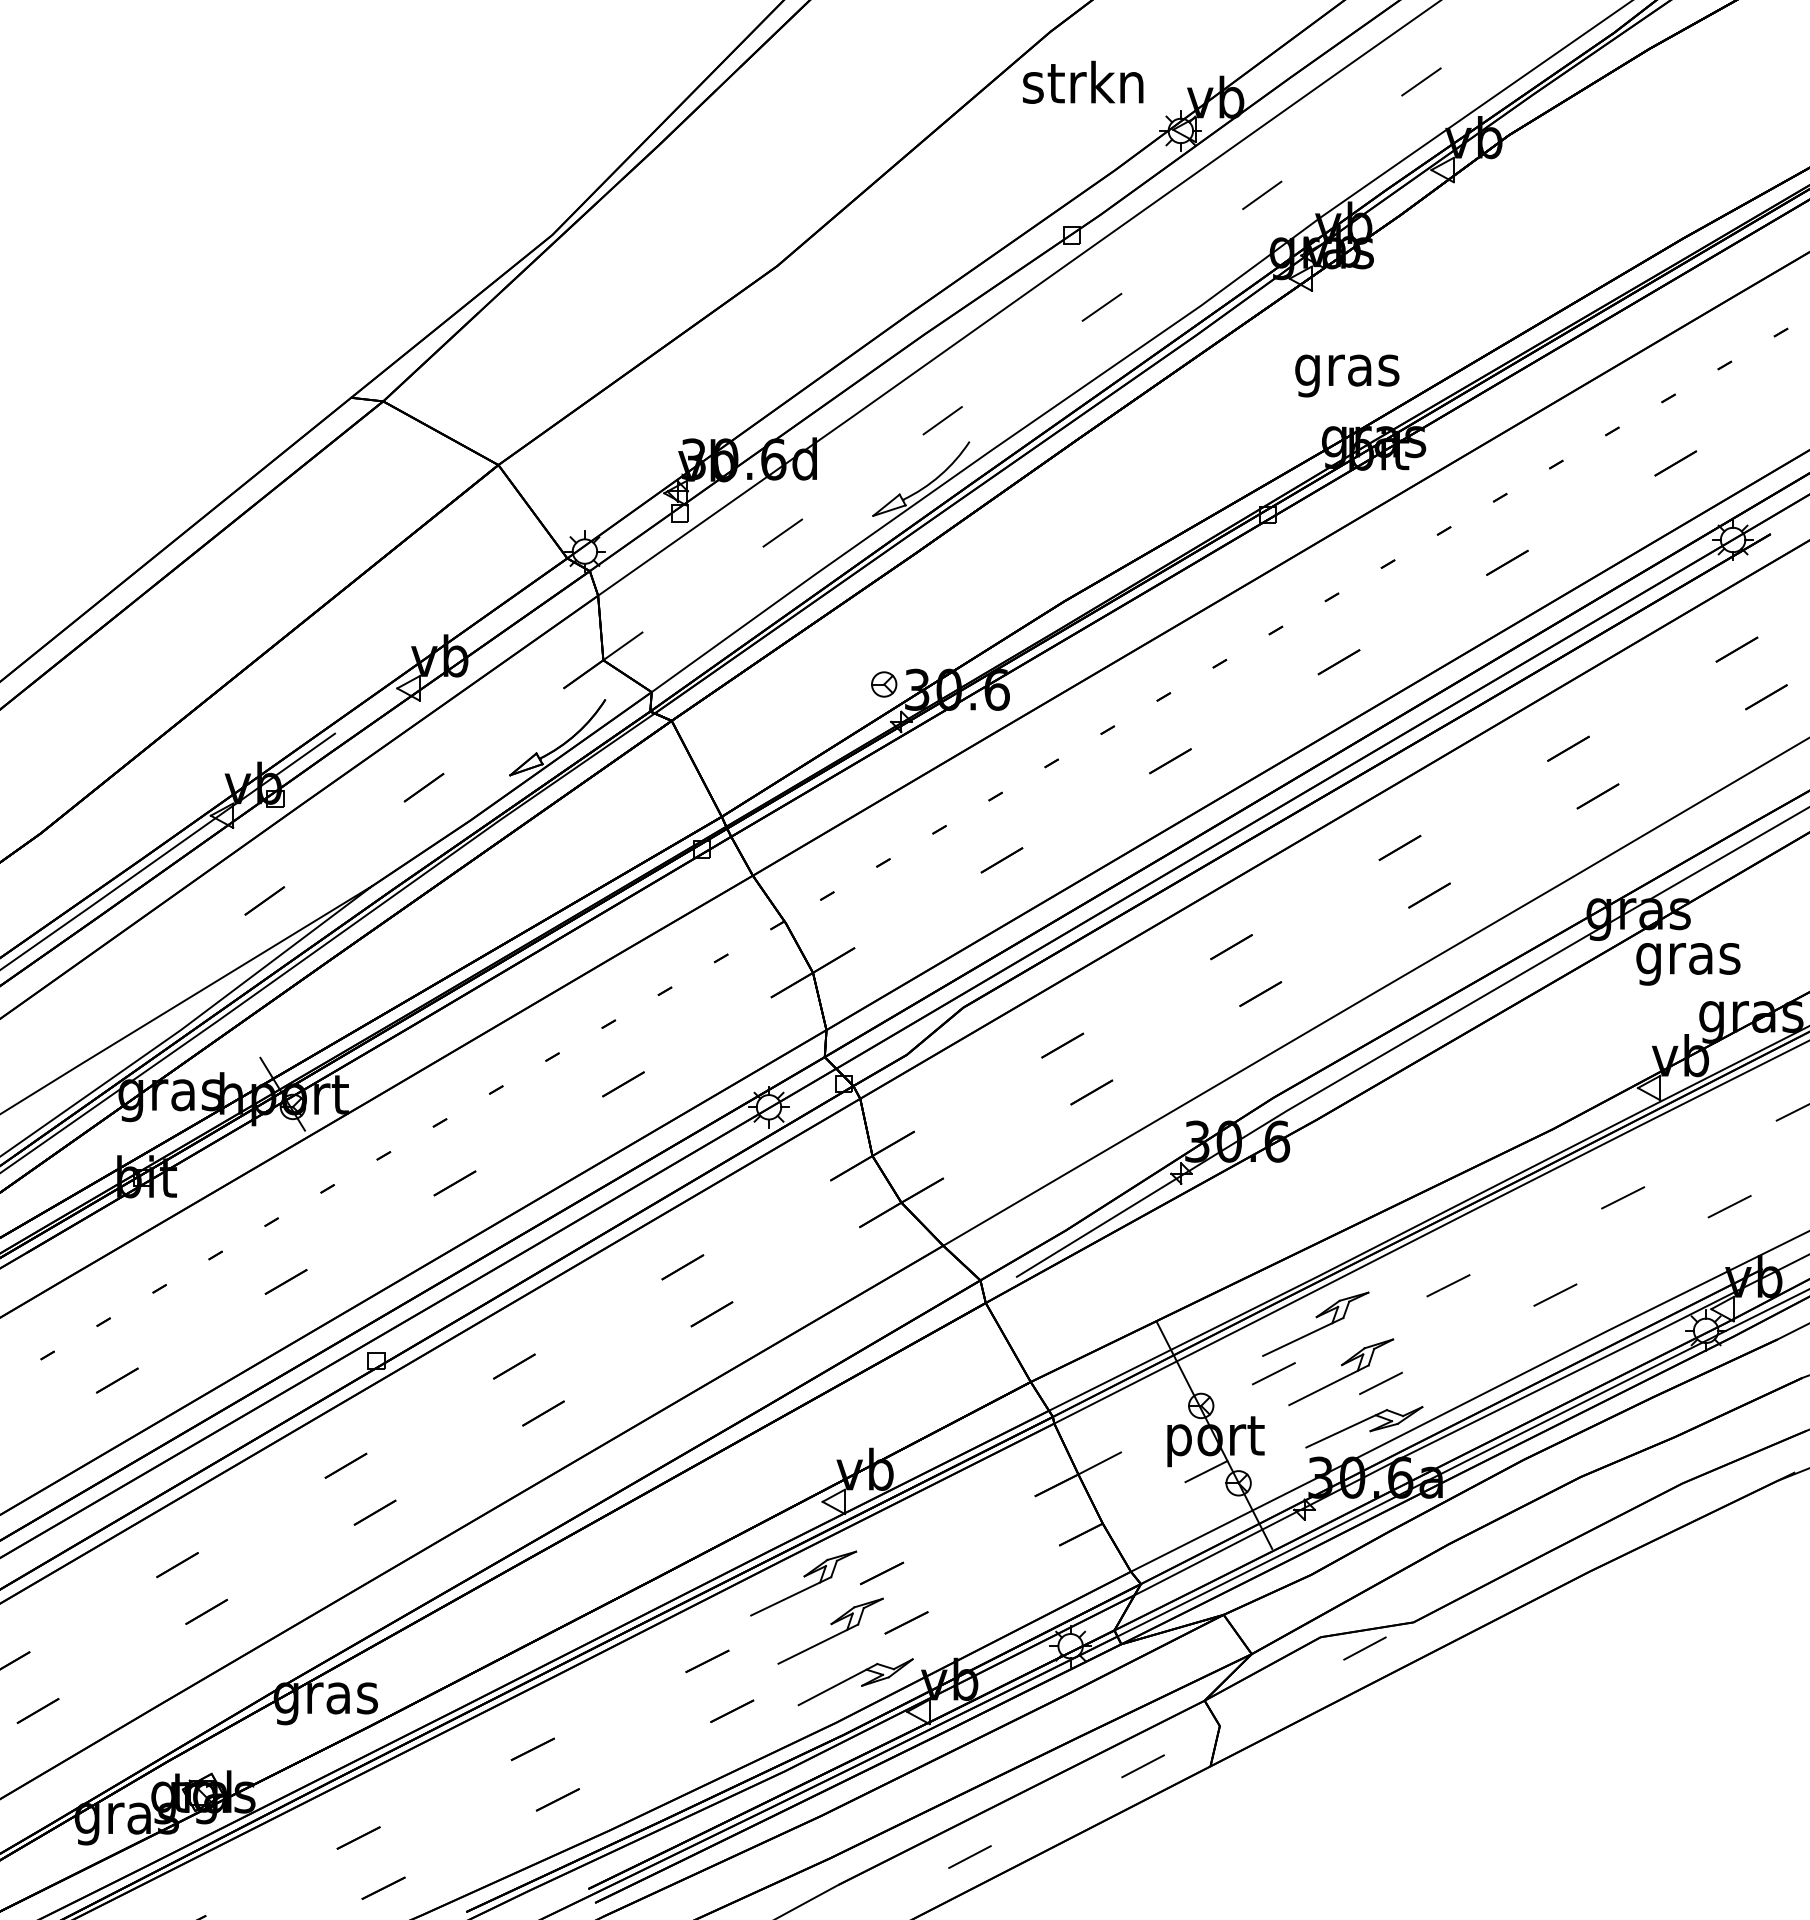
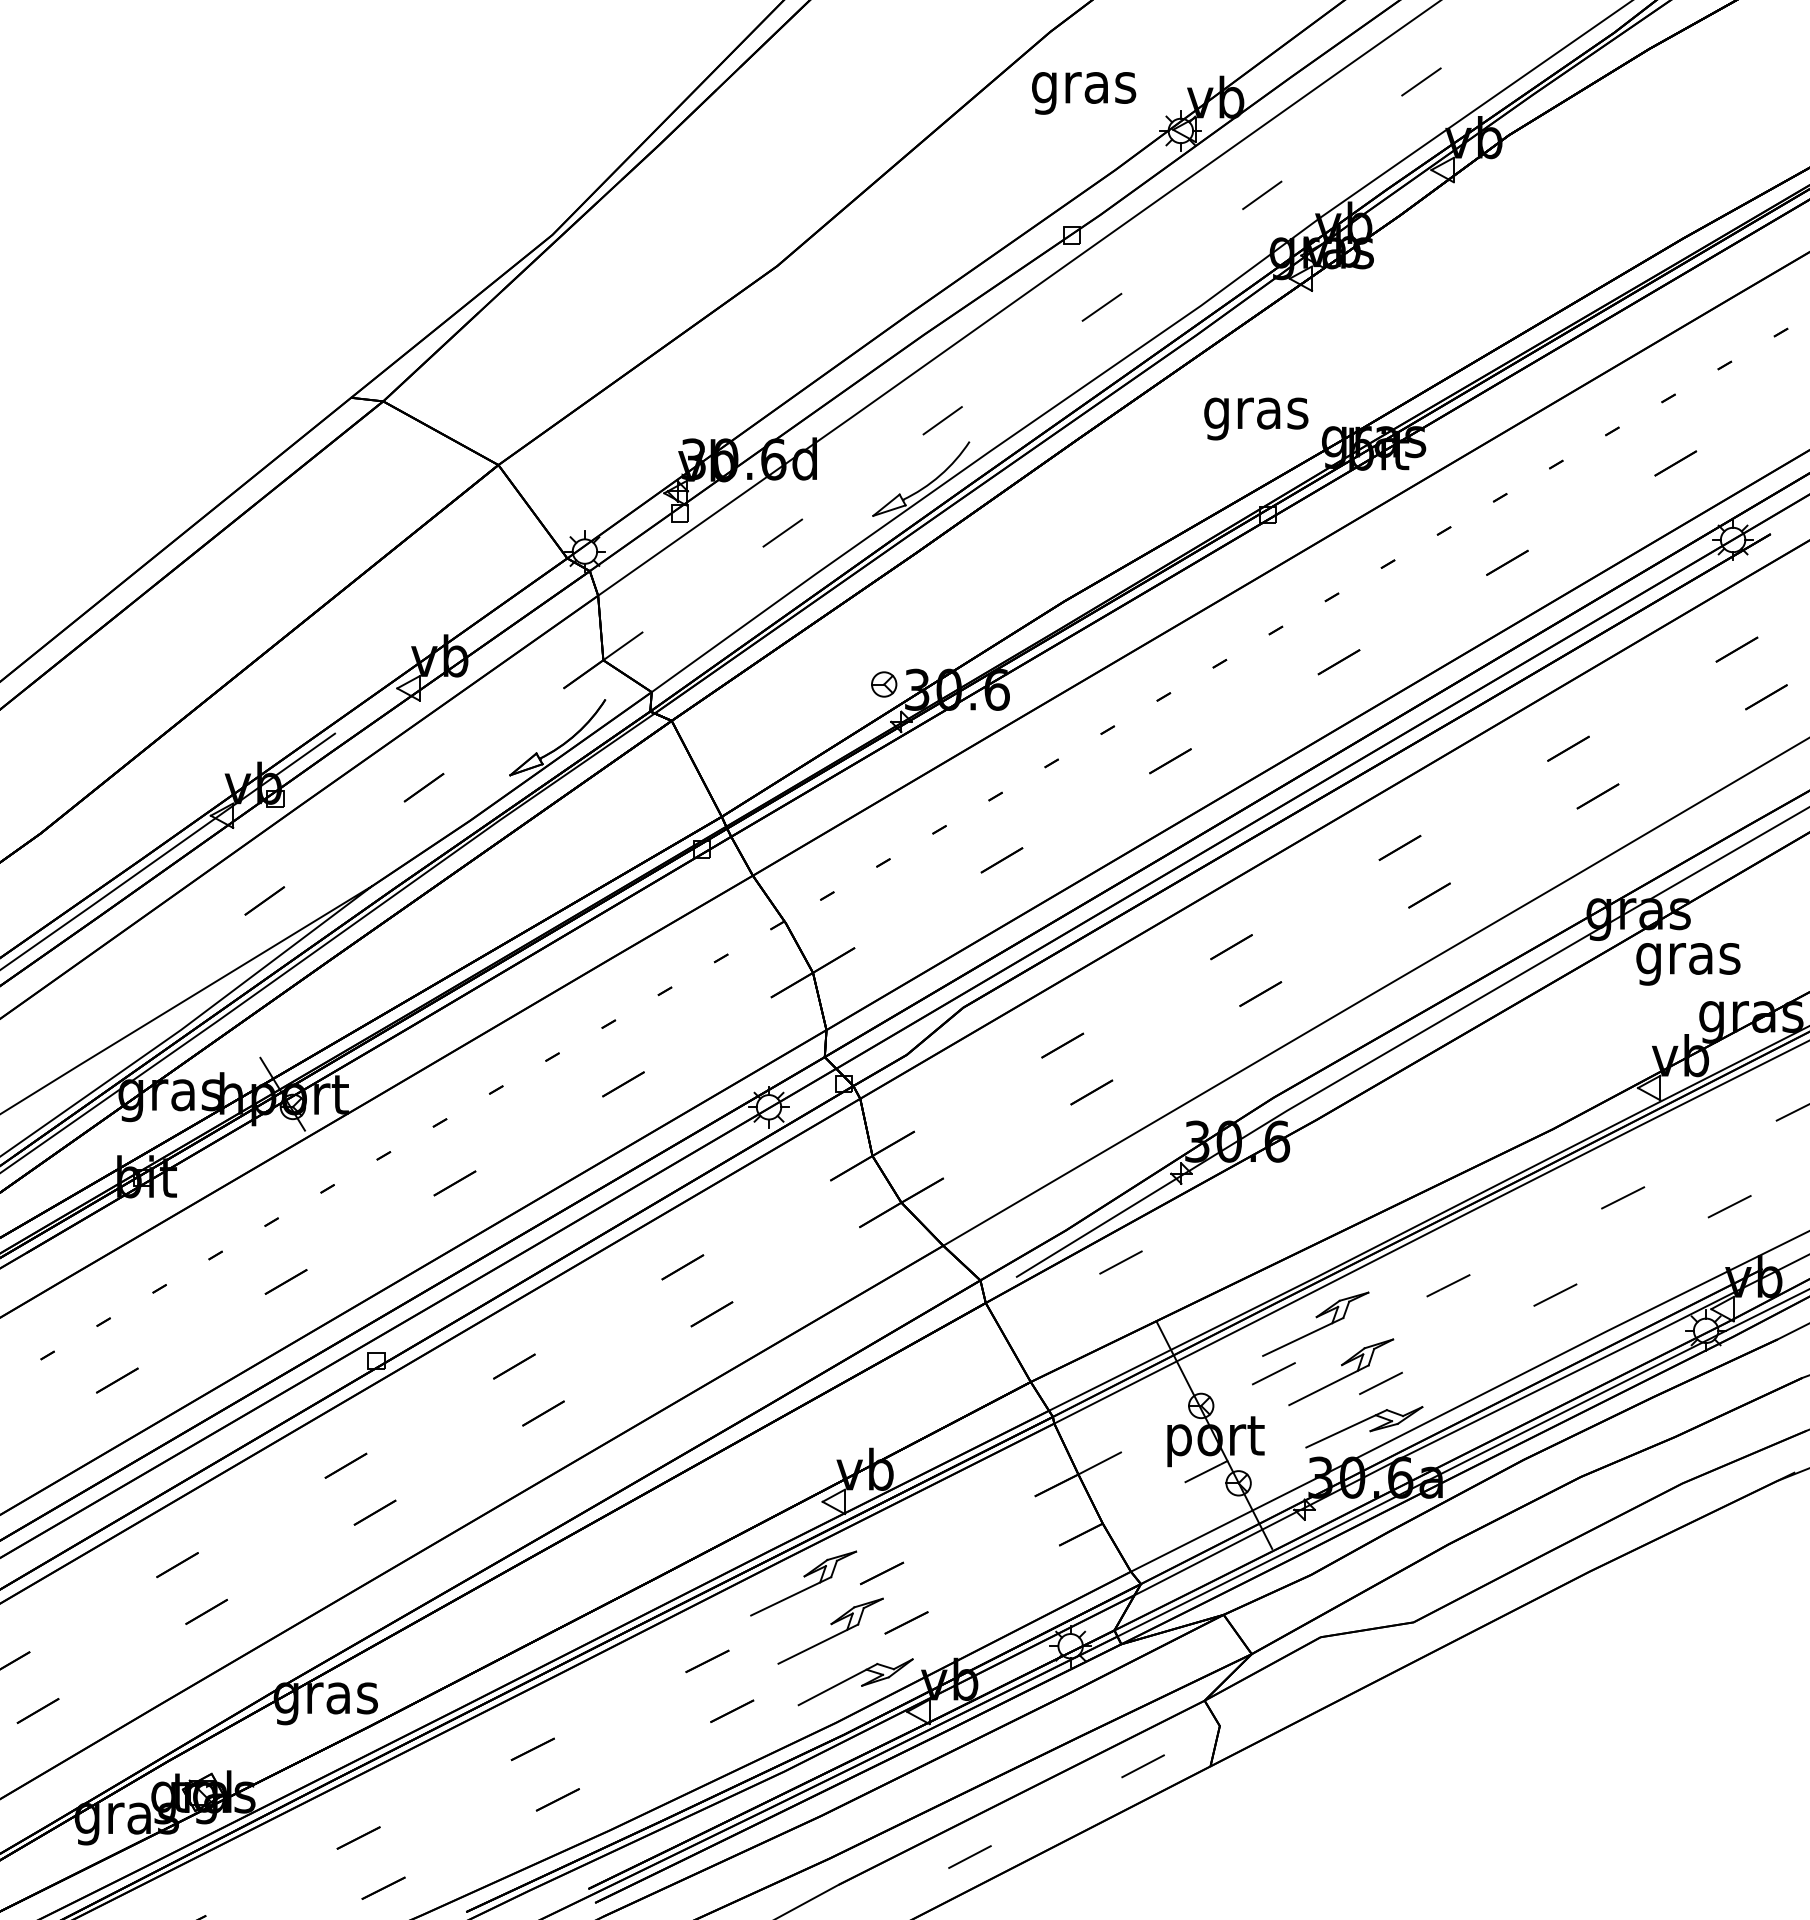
text: strkn -> gras (1083, 87)
text position: (1347, 375) -> (1256, 418) (1256, 418)
line position: (1364, 1648) -> (1120, 1262) (1120, 1262)
